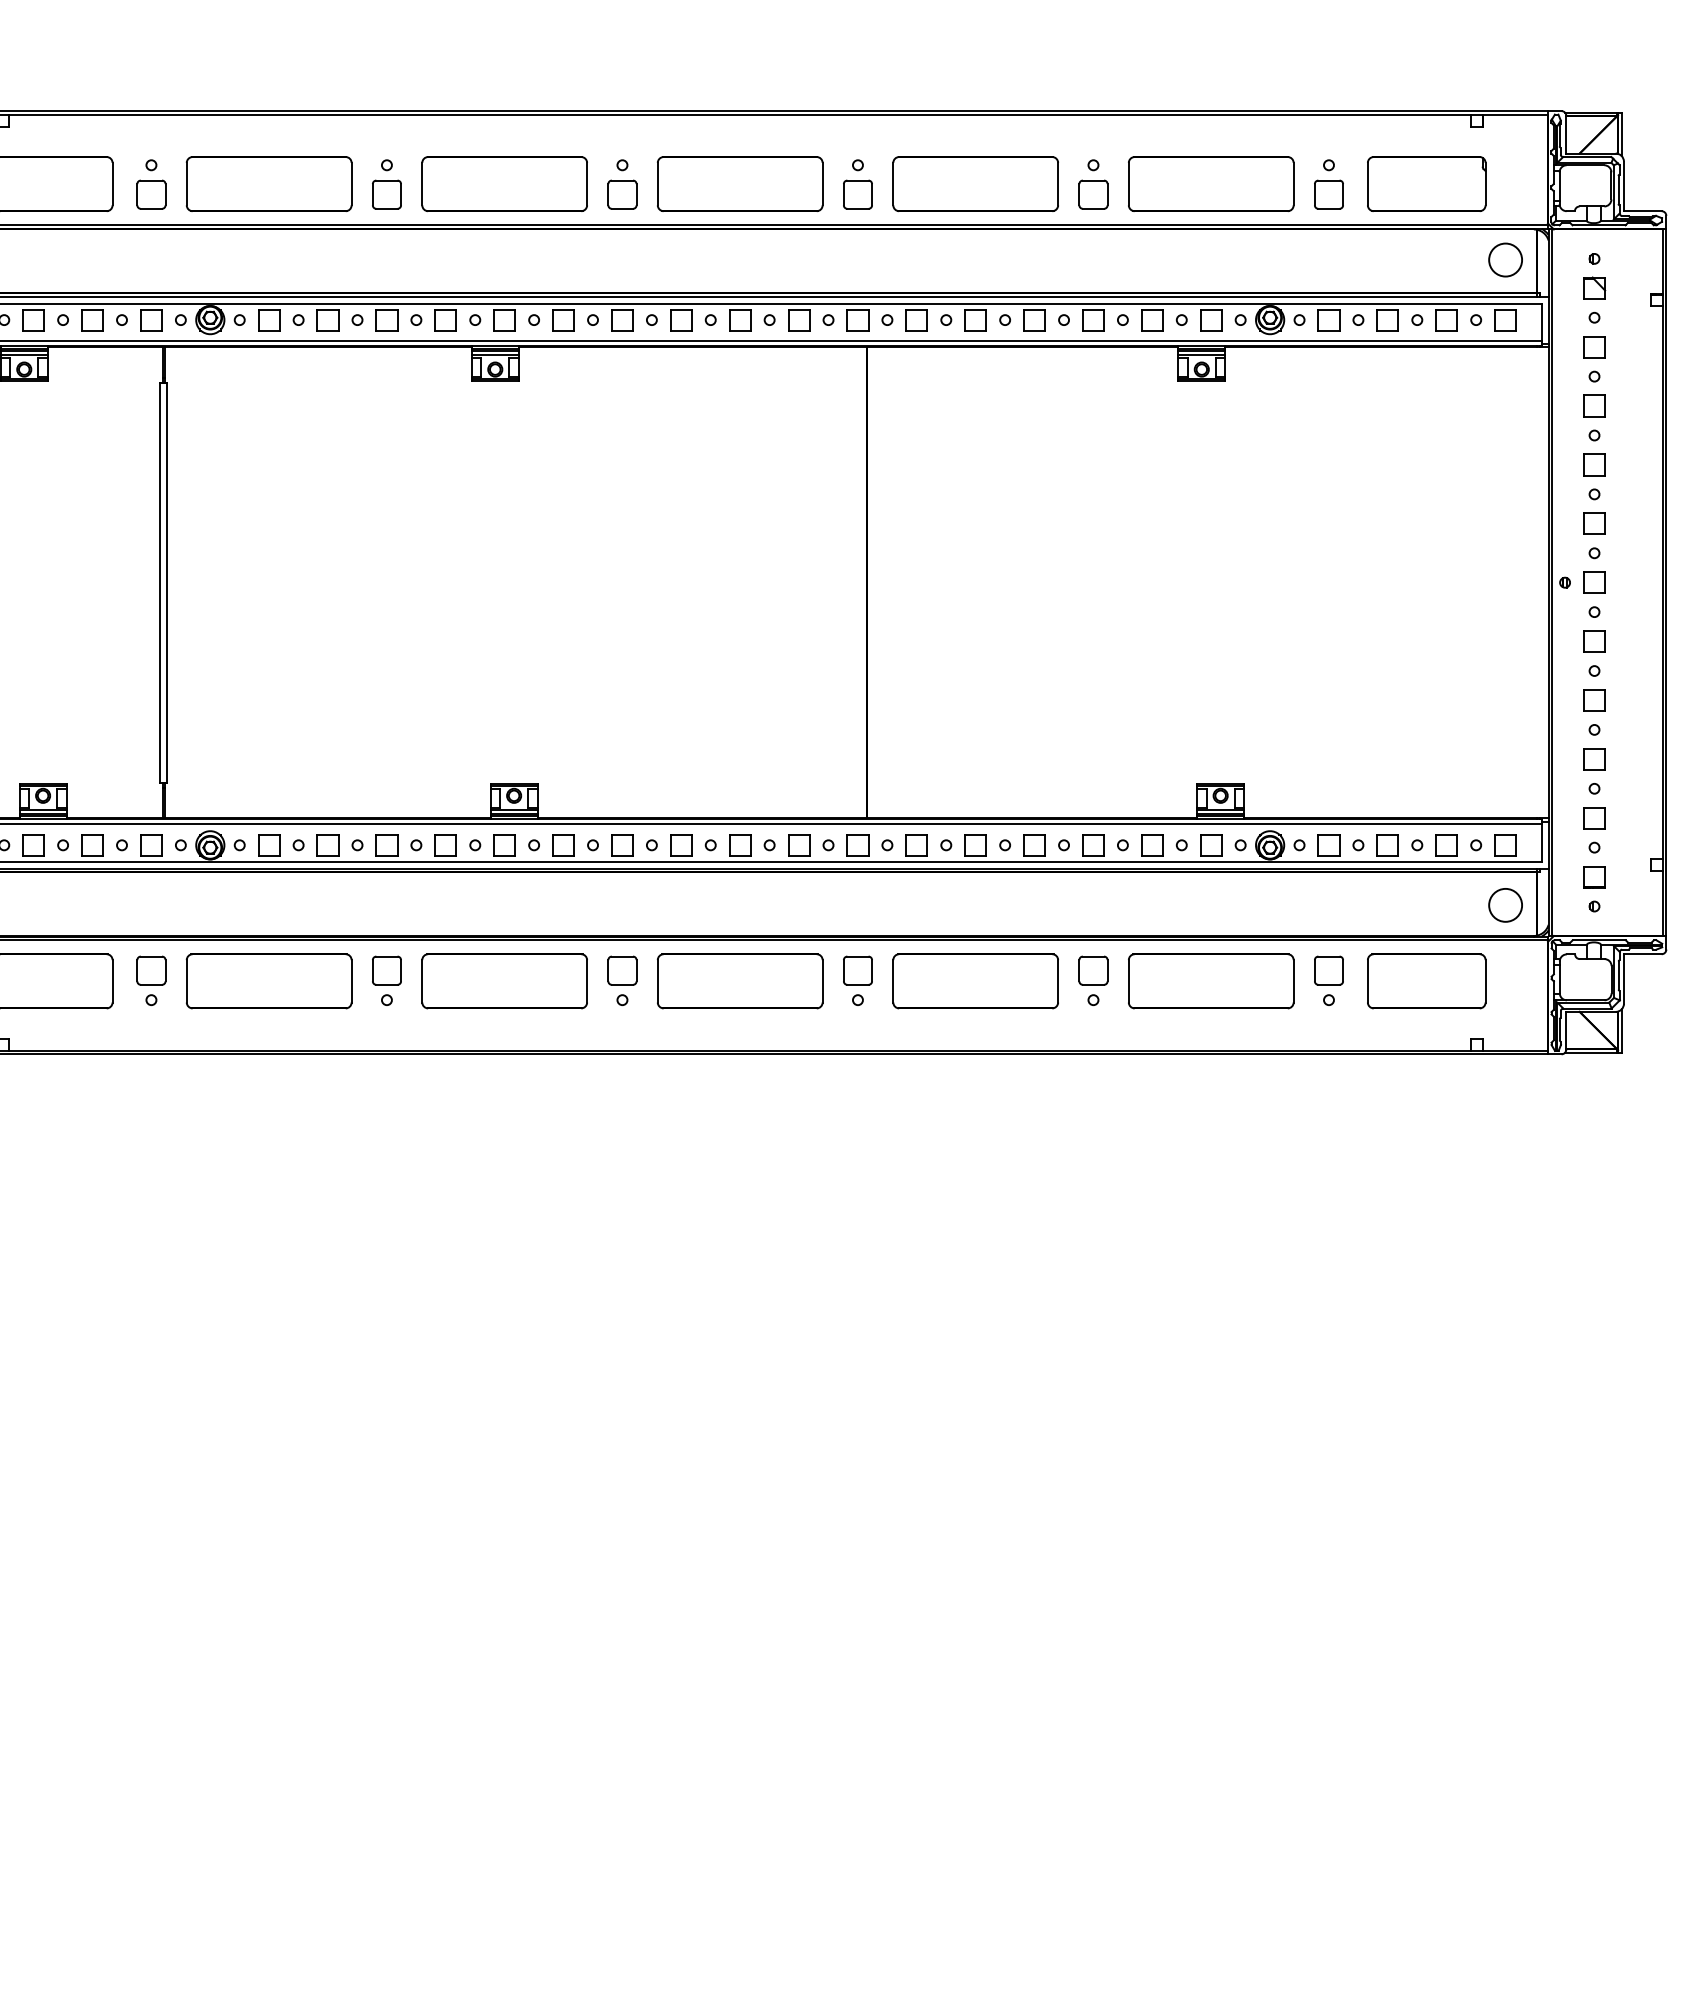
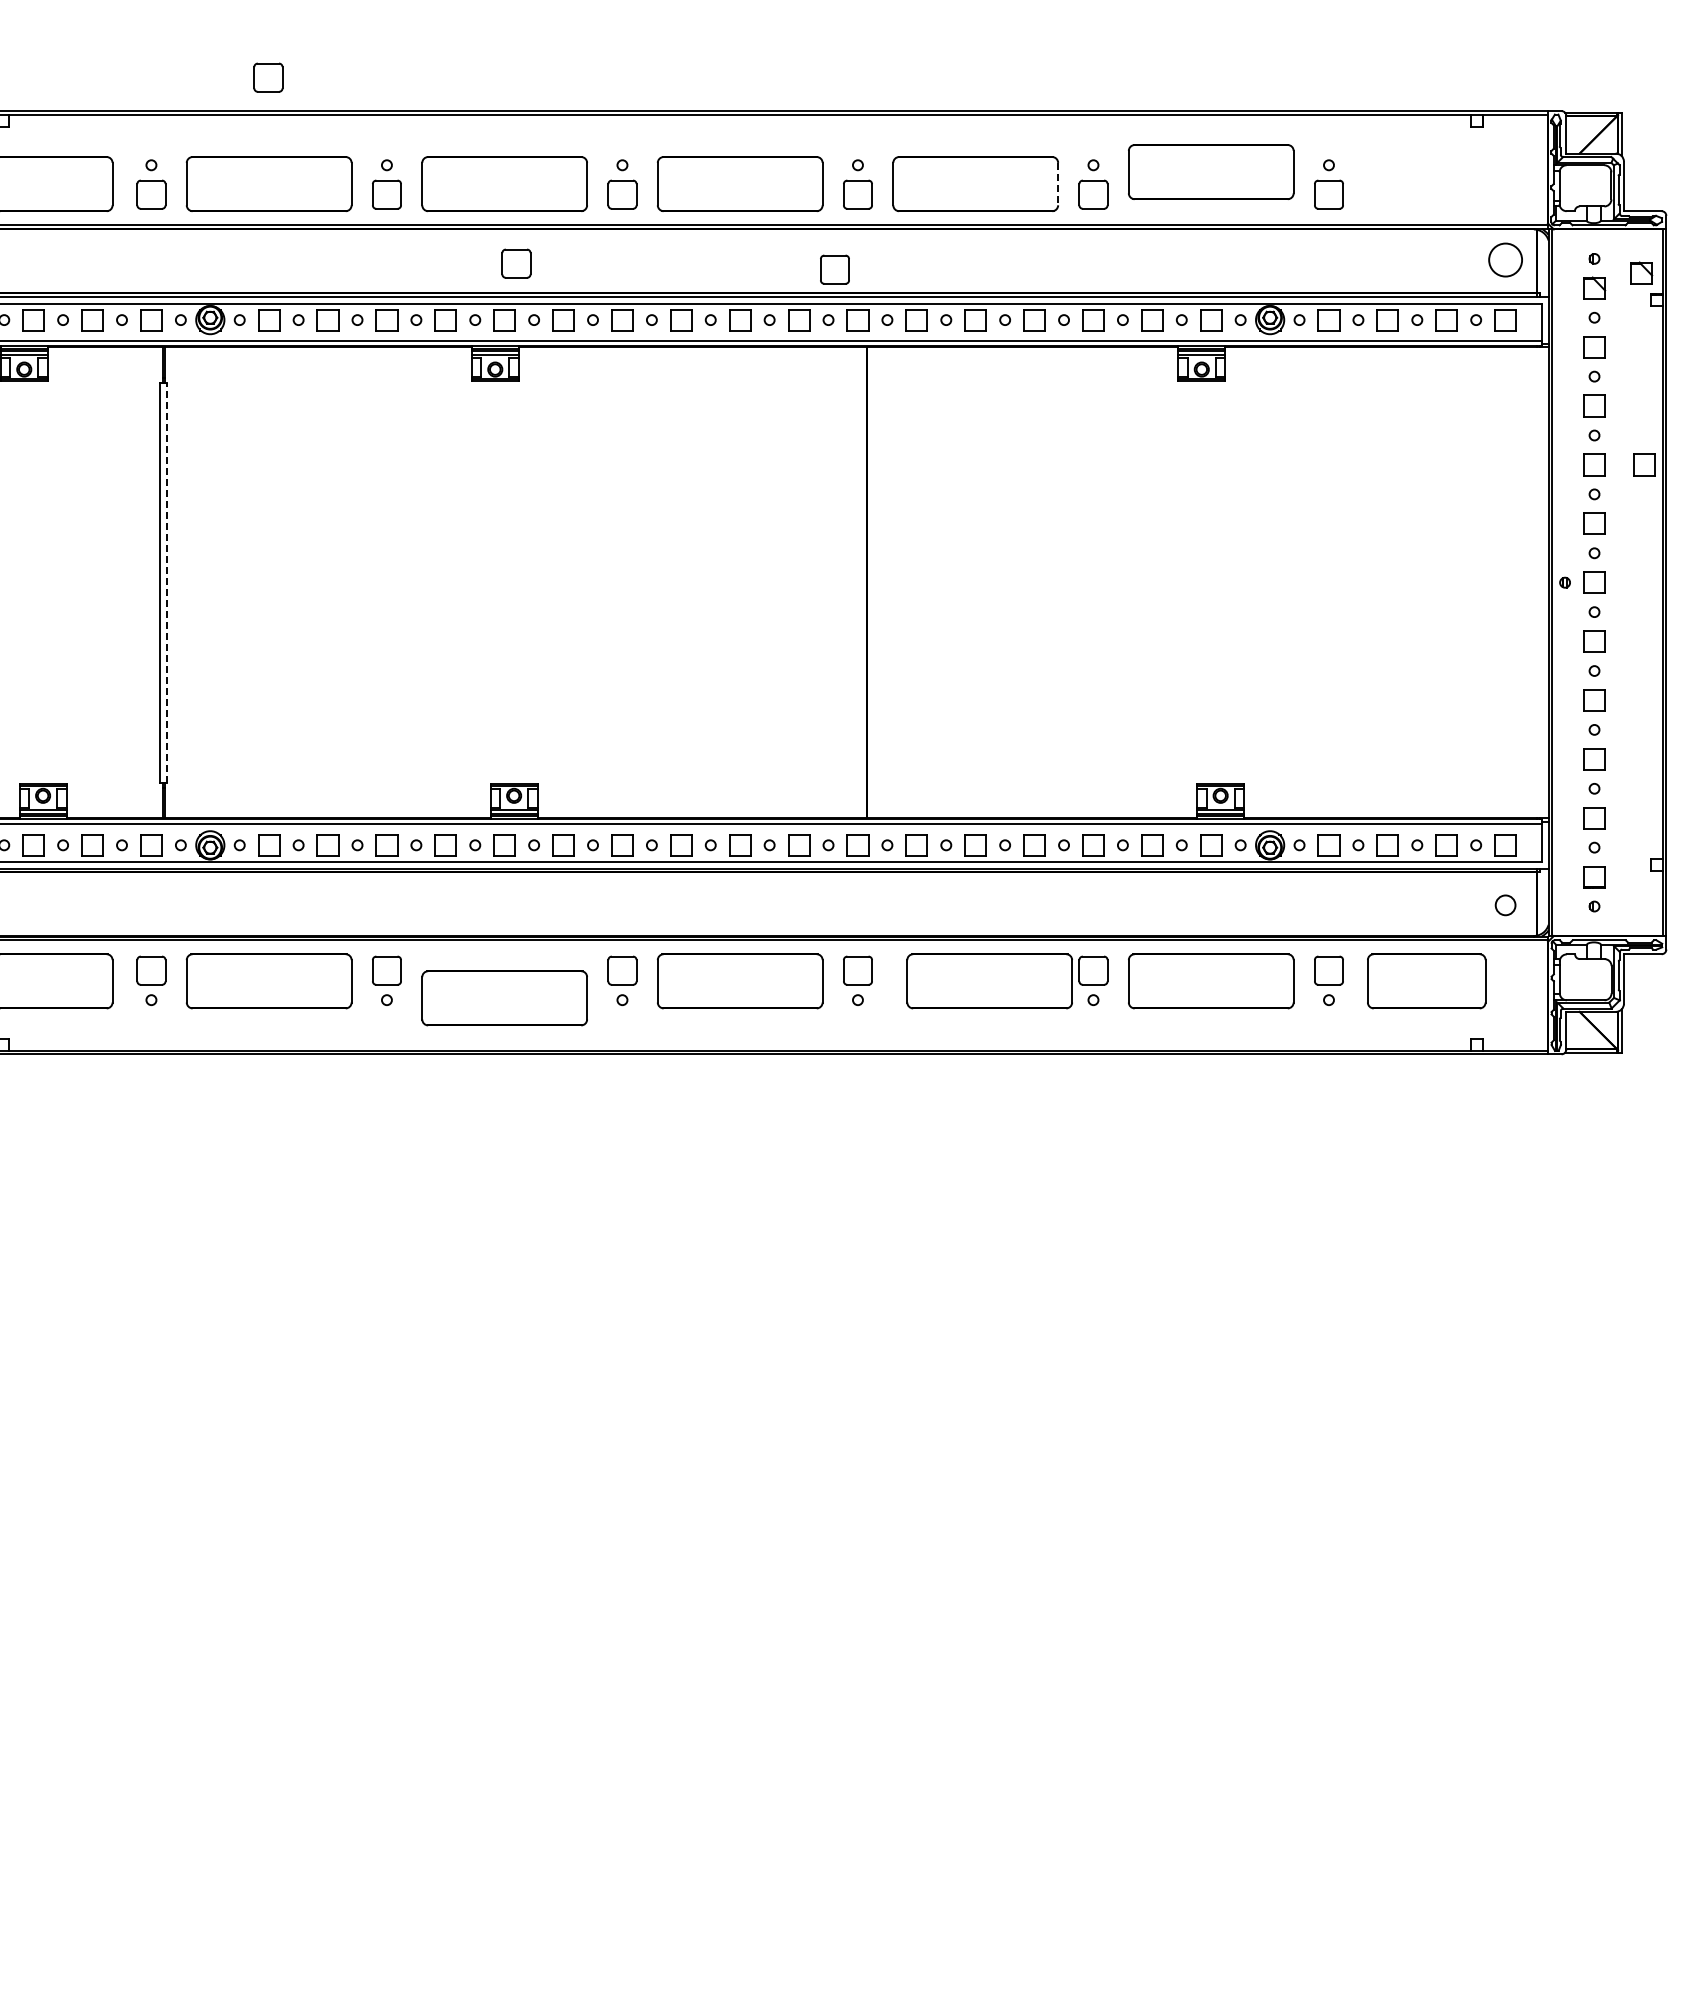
part: none -> present (268, 77)
part position: (1211, 183) -> (1211, 171) (1211, 171)
part: present -> none (1426, 183)
line: solid -> dashed (1058, 184)
part: none -> present (516, 263)
part: none -> present (834, 269)
part: none -> present (1641, 272)
part: none -> present (1644, 464)
line: solid -> dashed (167, 582)
circle diameter: 33 px -> 20 px (1505, 905)
part position: (504, 981) -> (504, 998) (504, 998)
part position: (975, 981) -> (989, 981) (989, 981)
